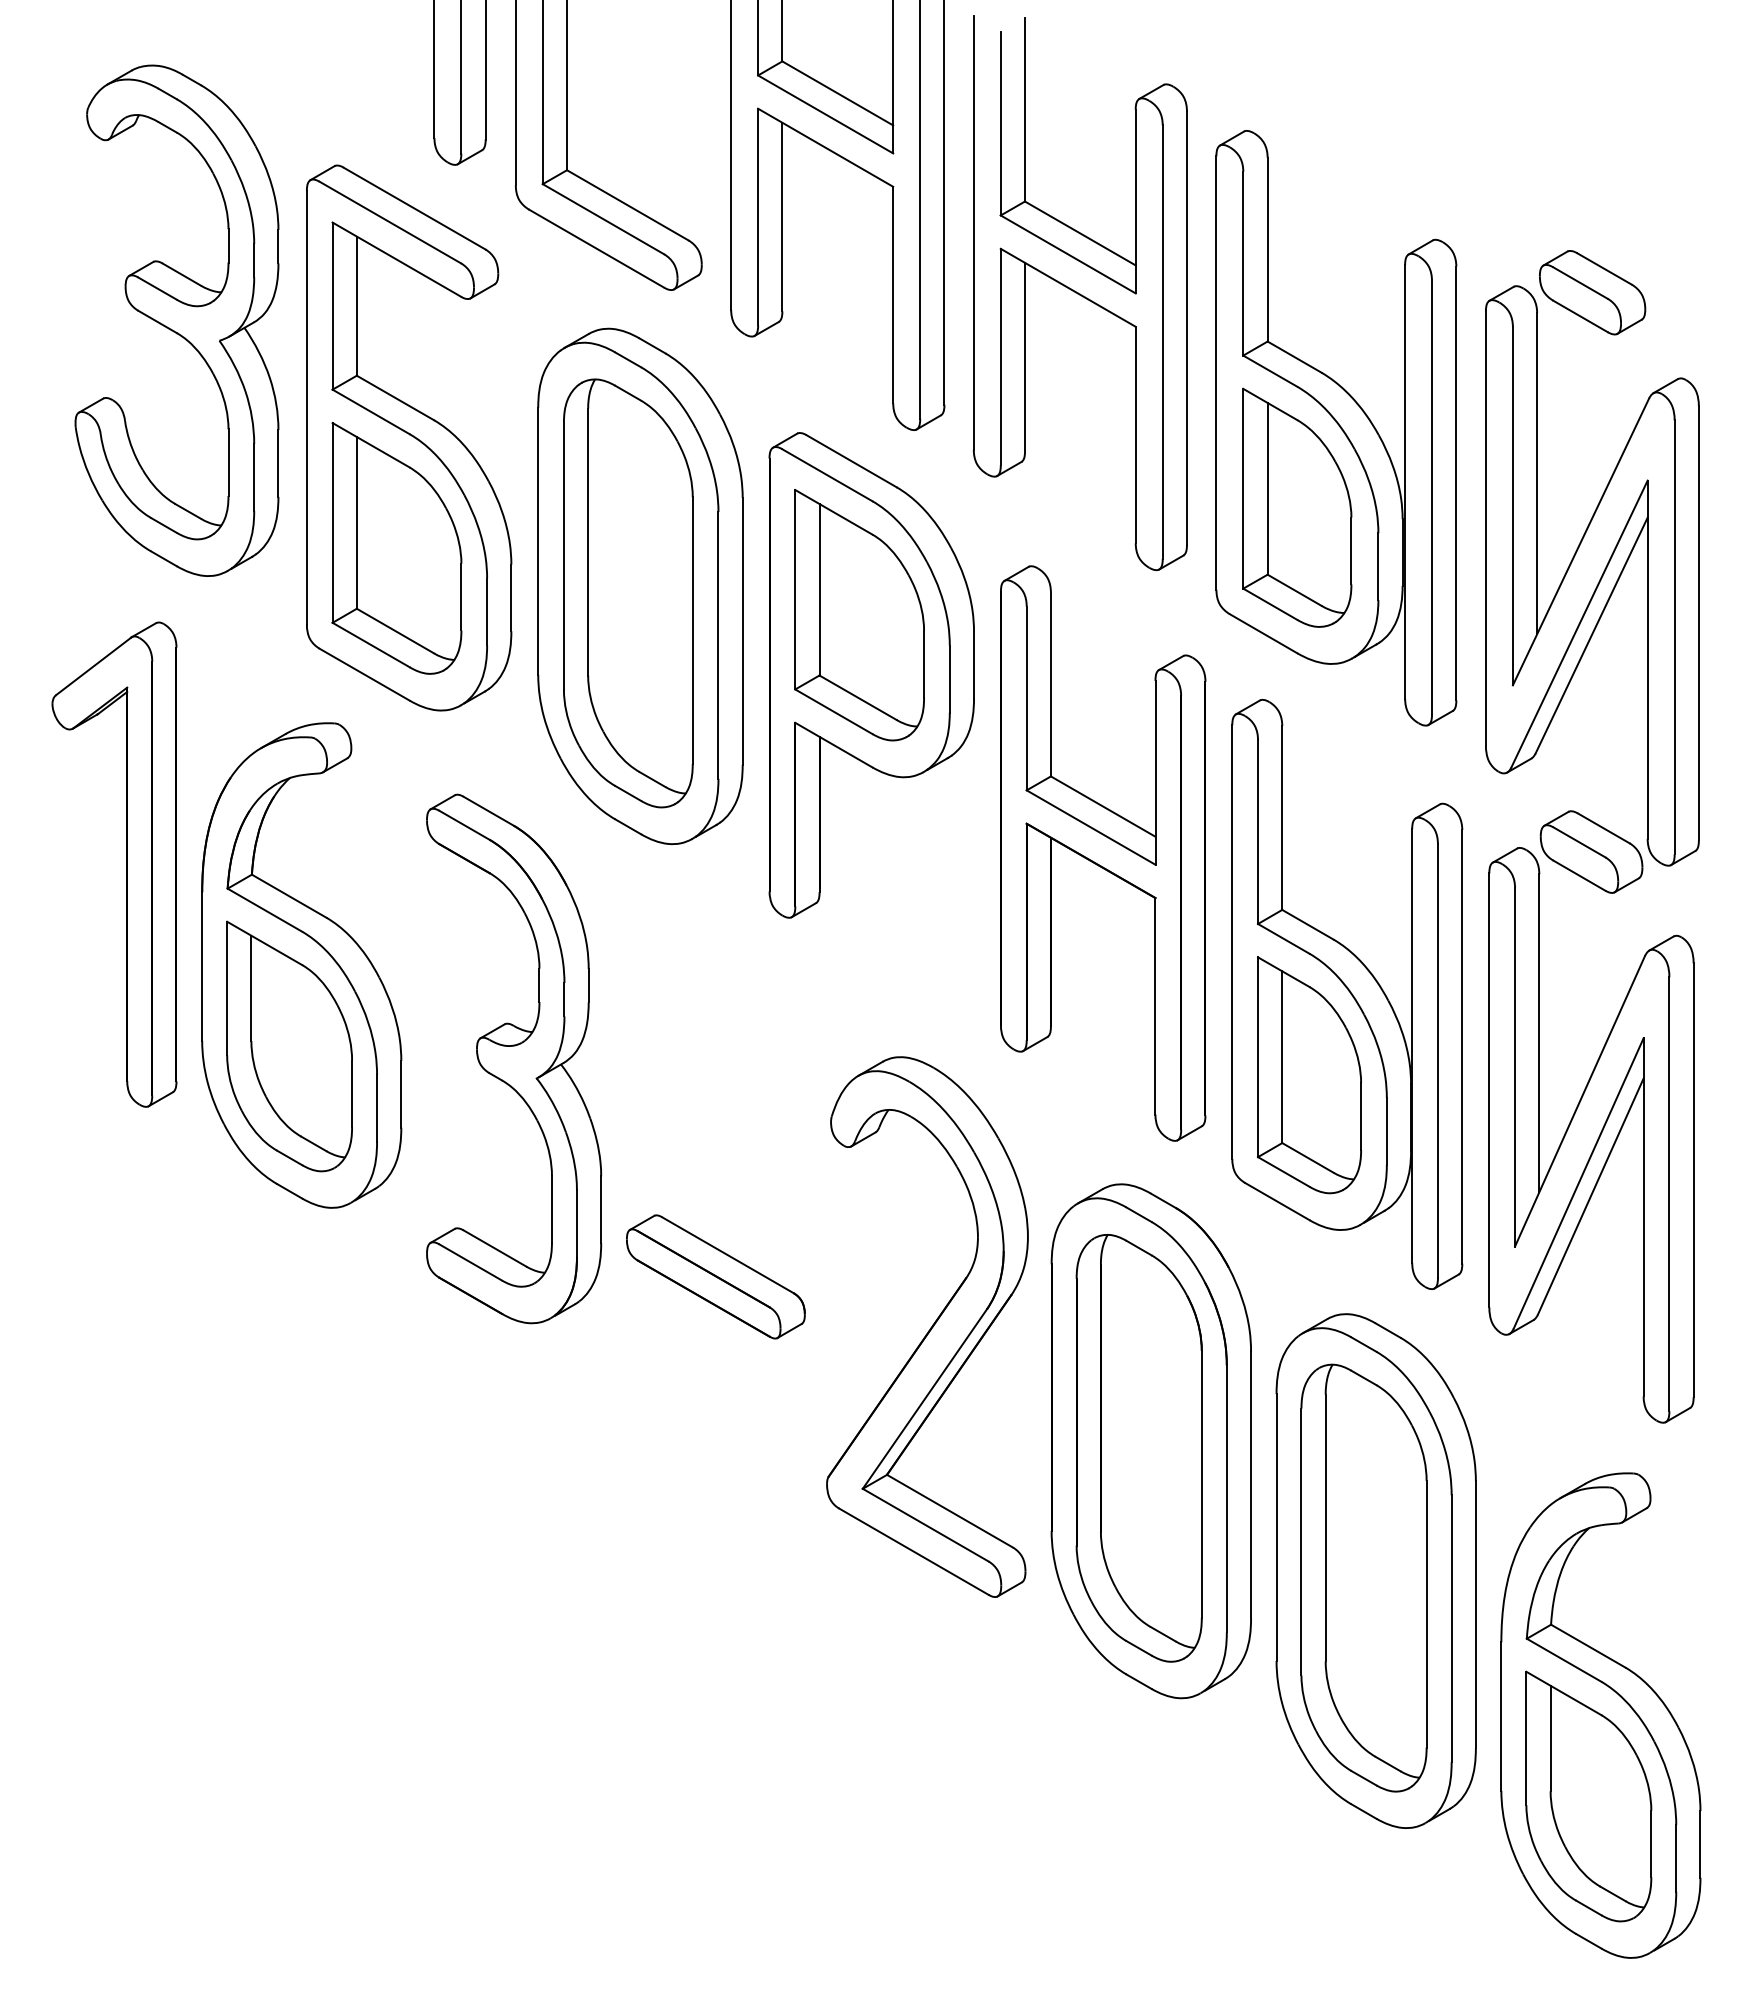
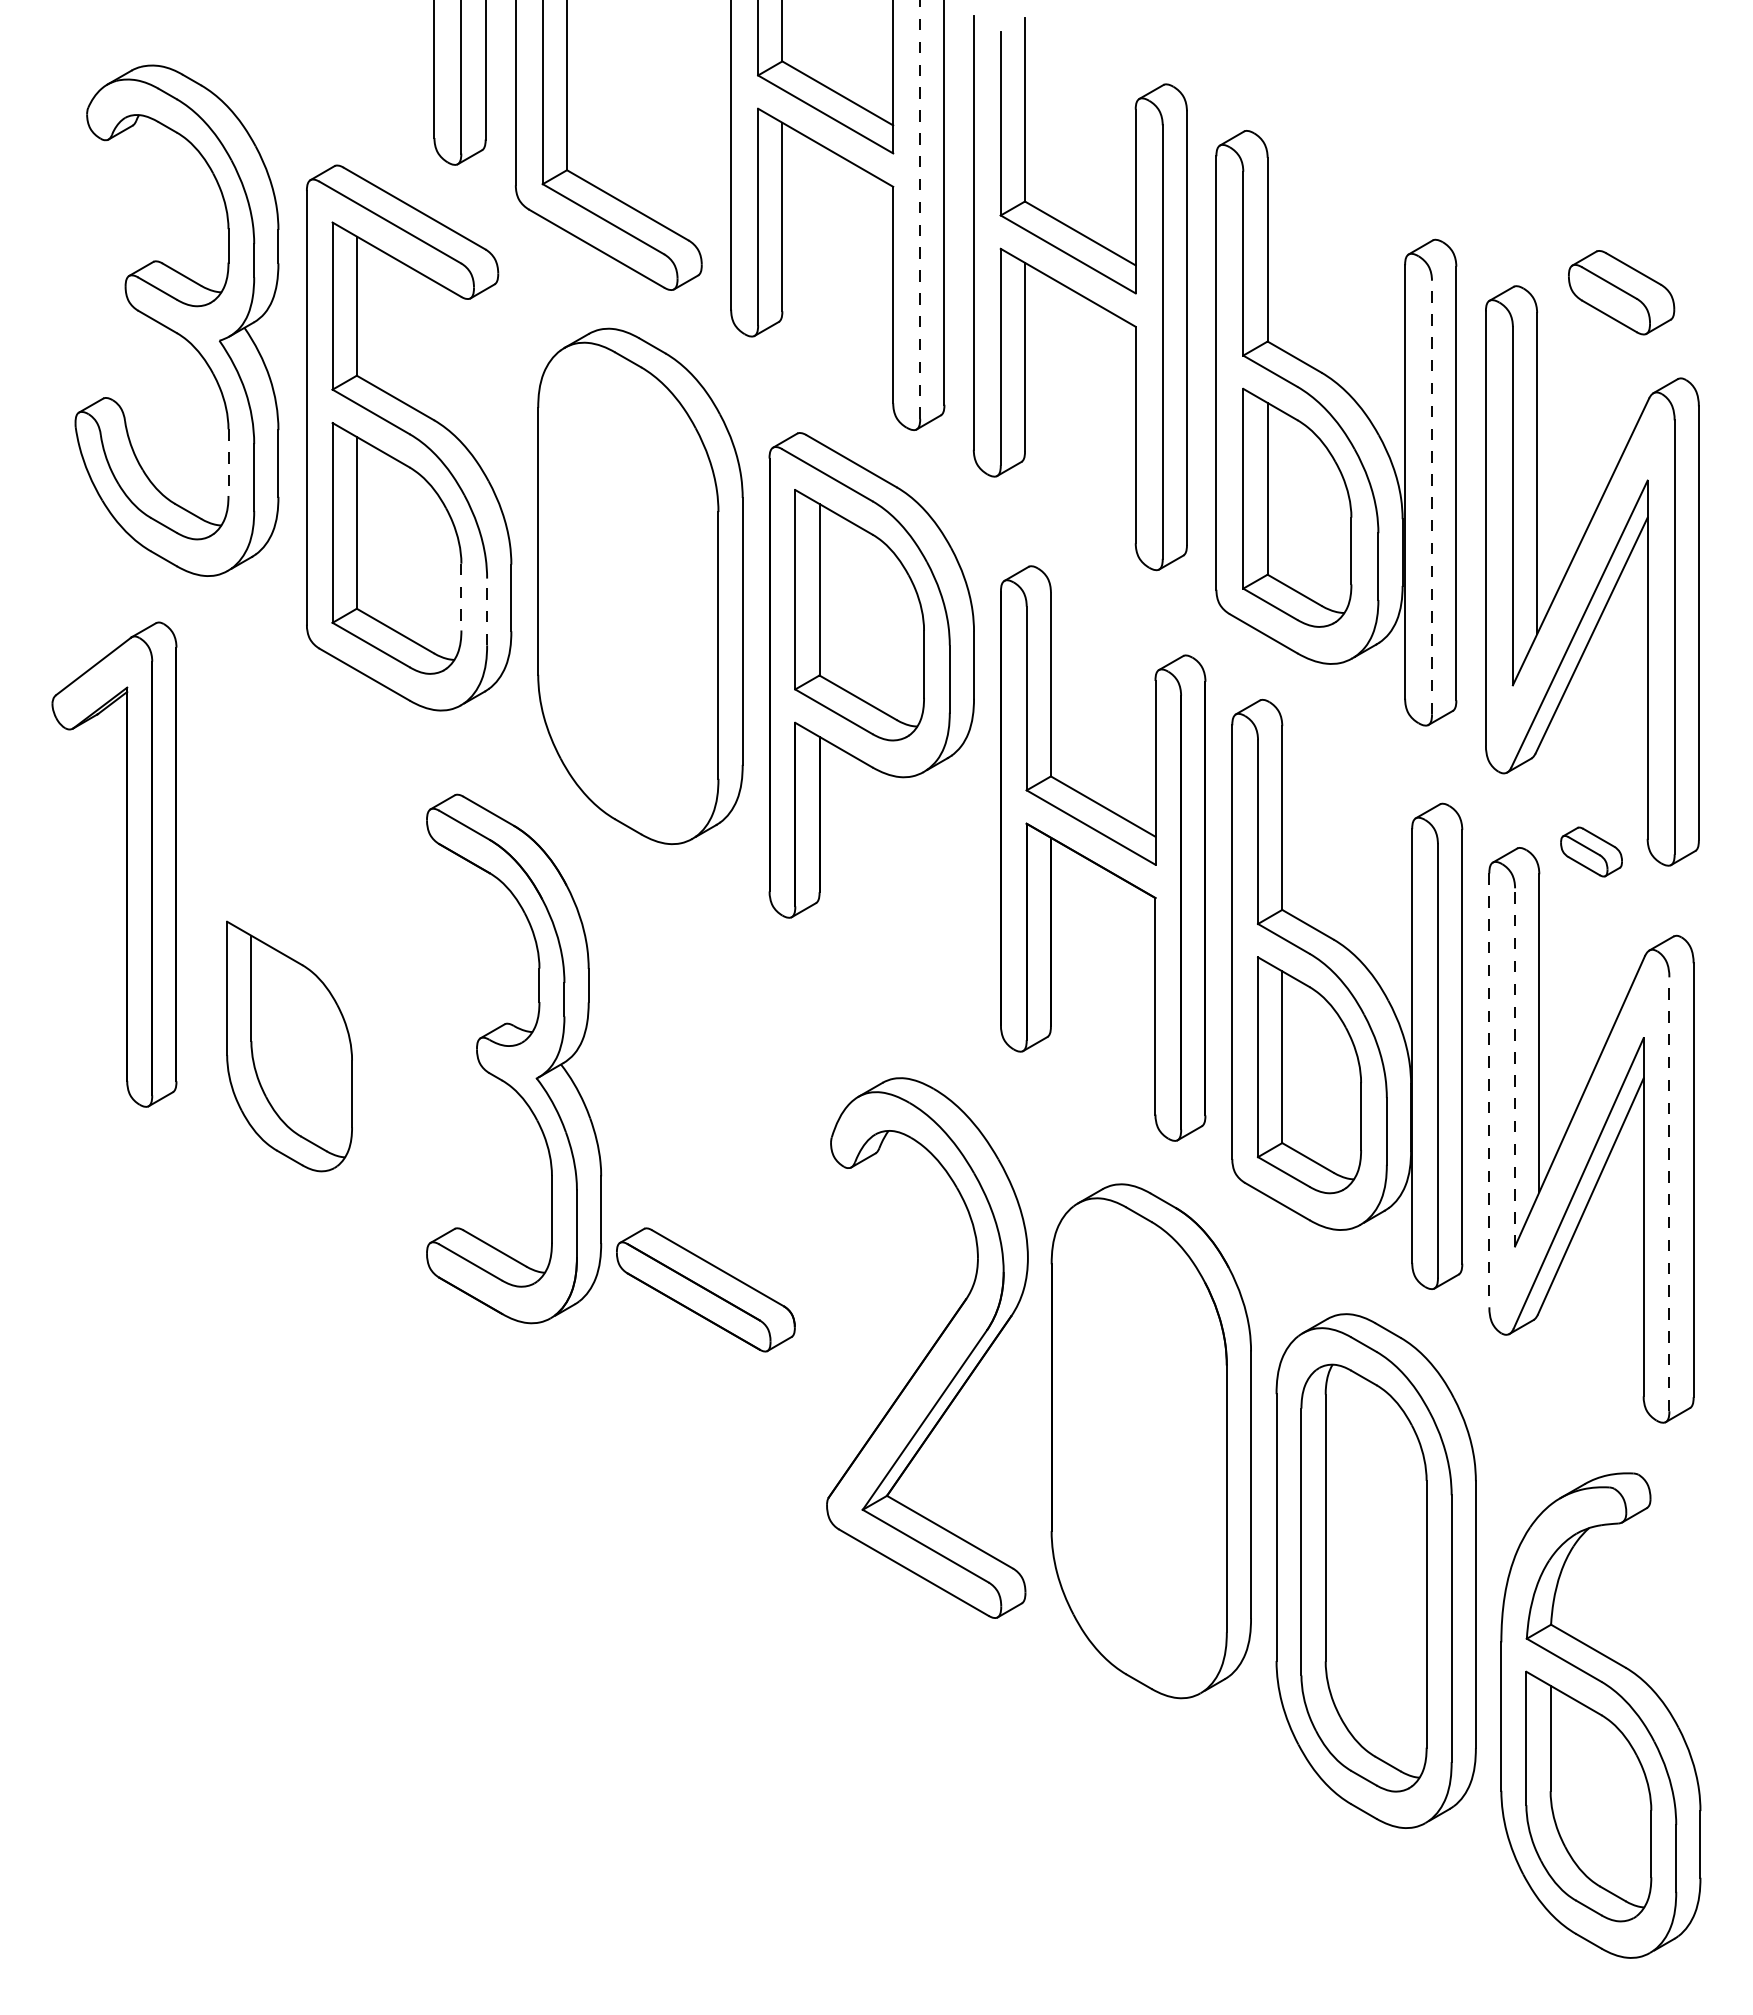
line: solid -> dashed (920, 209)
part position: (1592, 292) -> (1621, 292) (1621, 292)
line: solid -> dashed (228, 463)
line: solid -> dashed (1431, 497)
part: present -> none (628, 593)
line: solid -> dashed (461, 597)
line: solid -> dashed (487, 611)
part size: 105x84 px -> 63x52 px (1591, 851)
part: present -> none (301, 965)
line: solid -> dashed (1515, 1066)
line: solid -> dashed (1489, 1090)
line: solid -> dashed (1669, 1194)
part position: (715, 1276) -> (705, 1289) (705, 1289)
part position: (927, 1326) -> (927, 1347) (927, 1347)
part: present -> none (1138, 1448)
